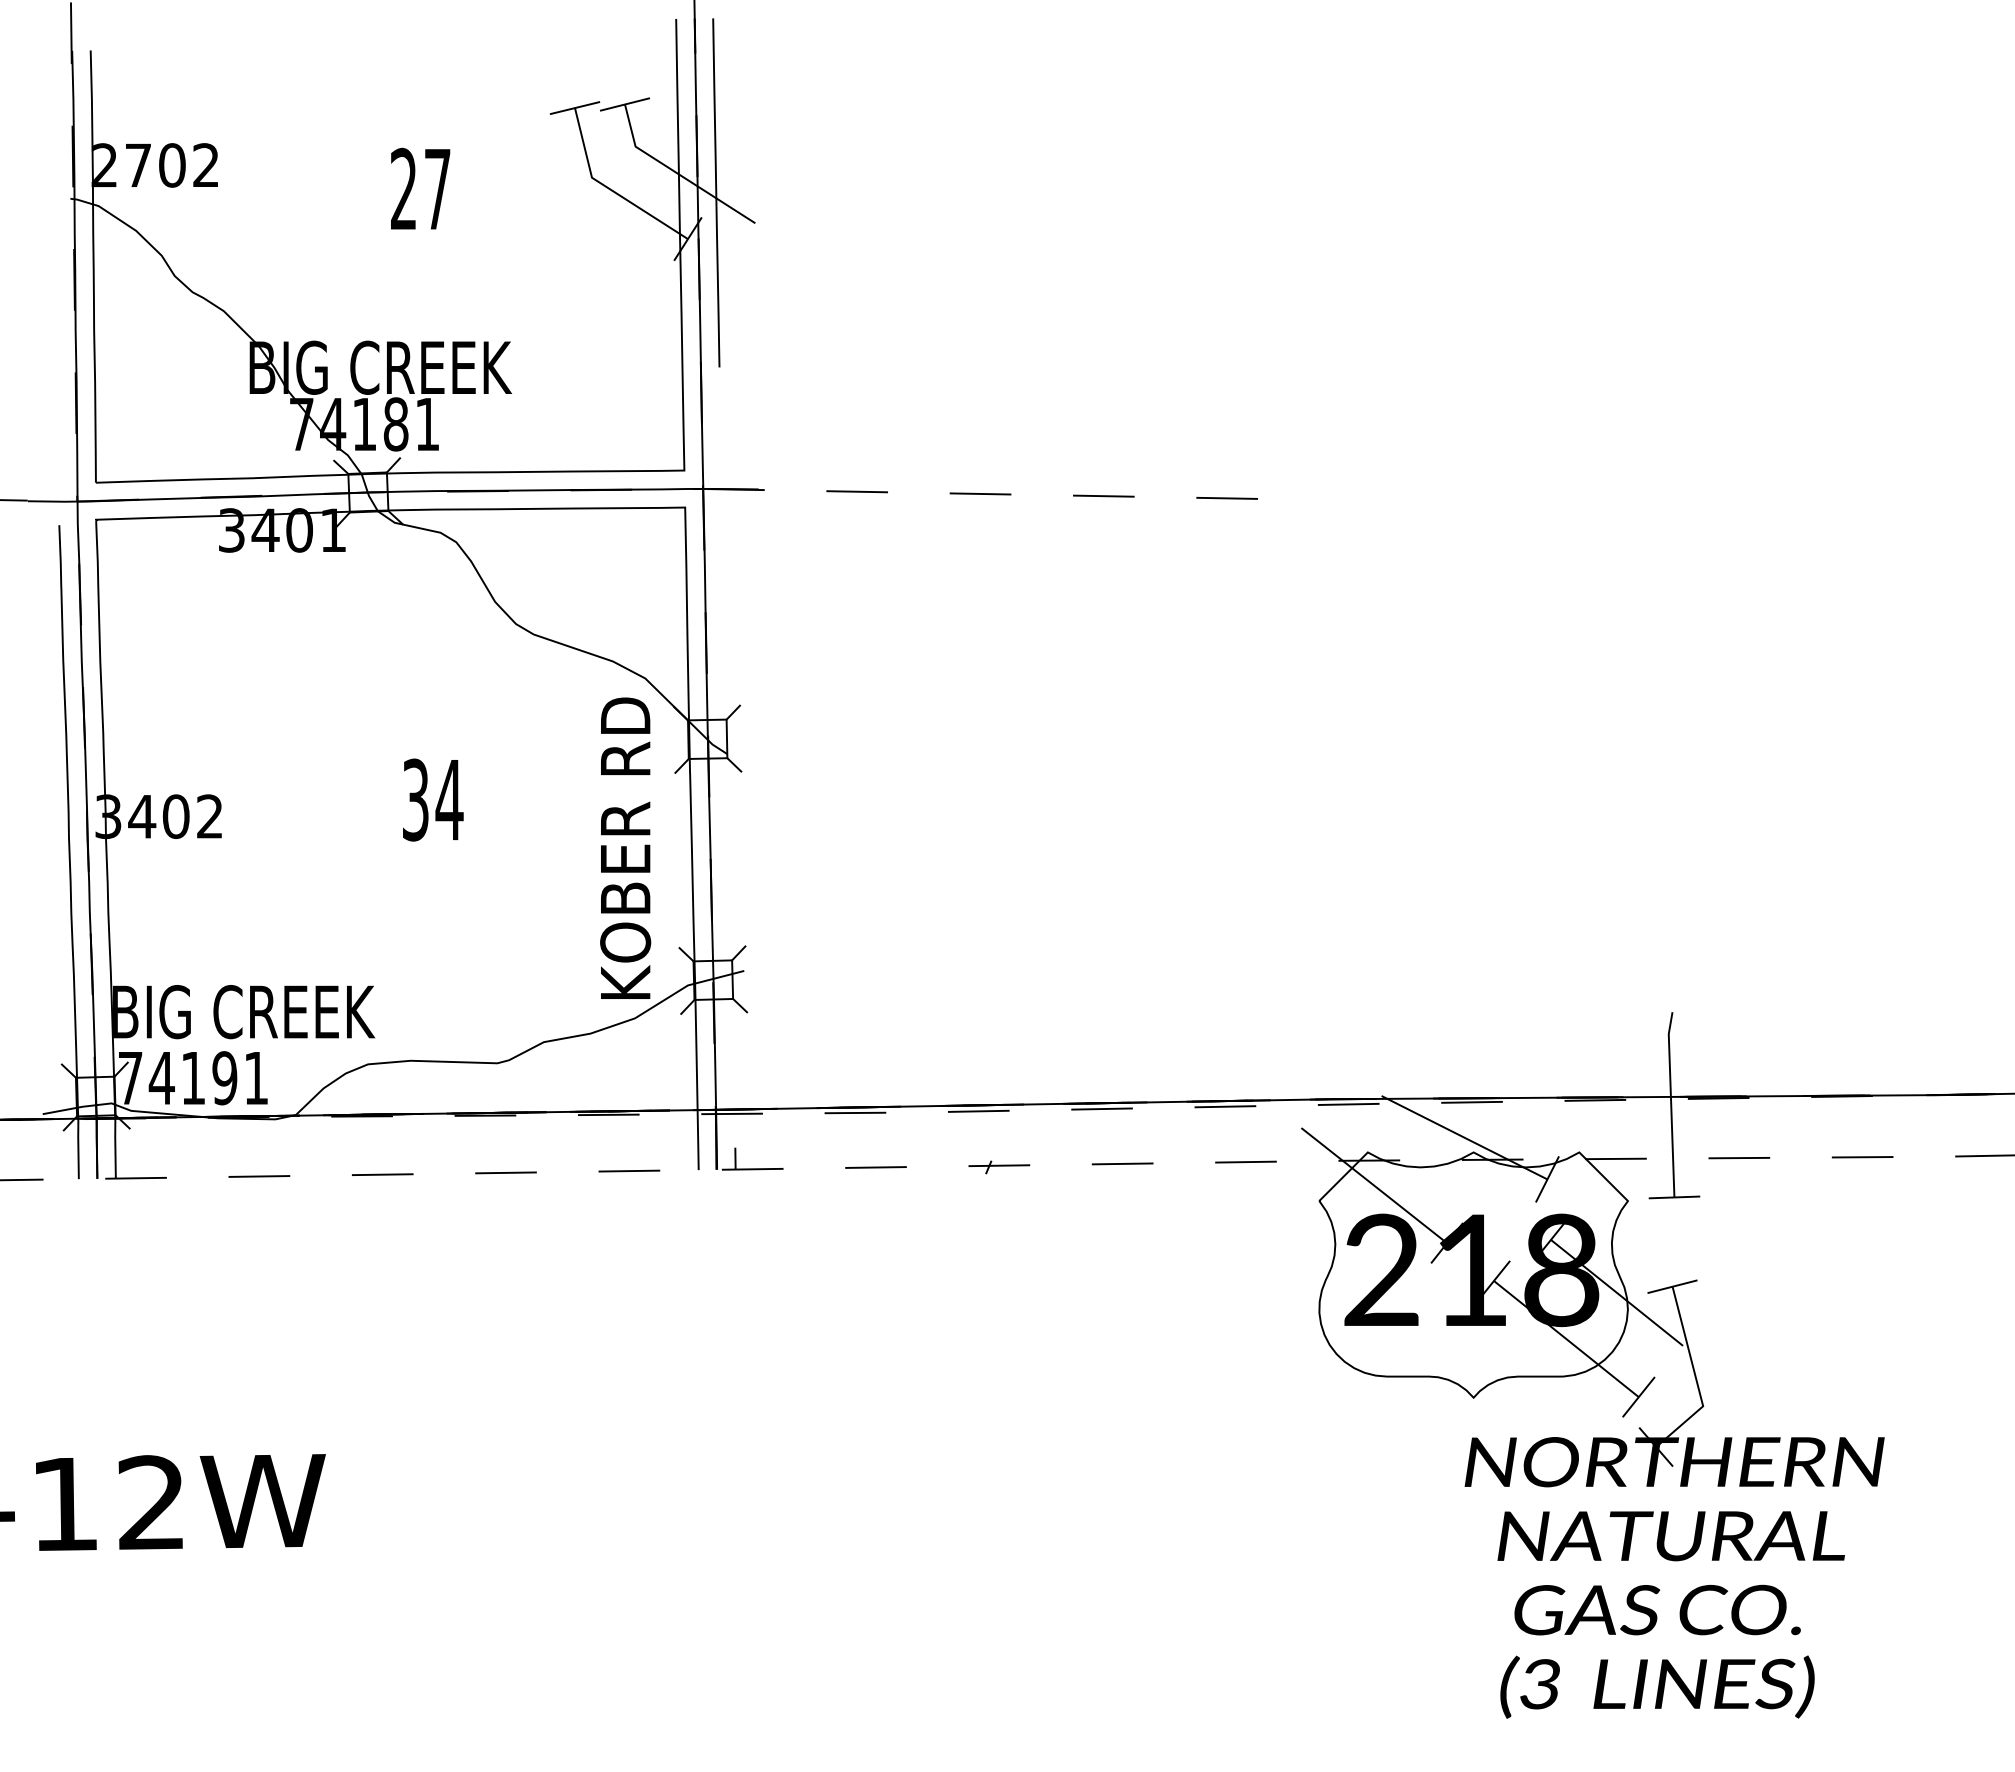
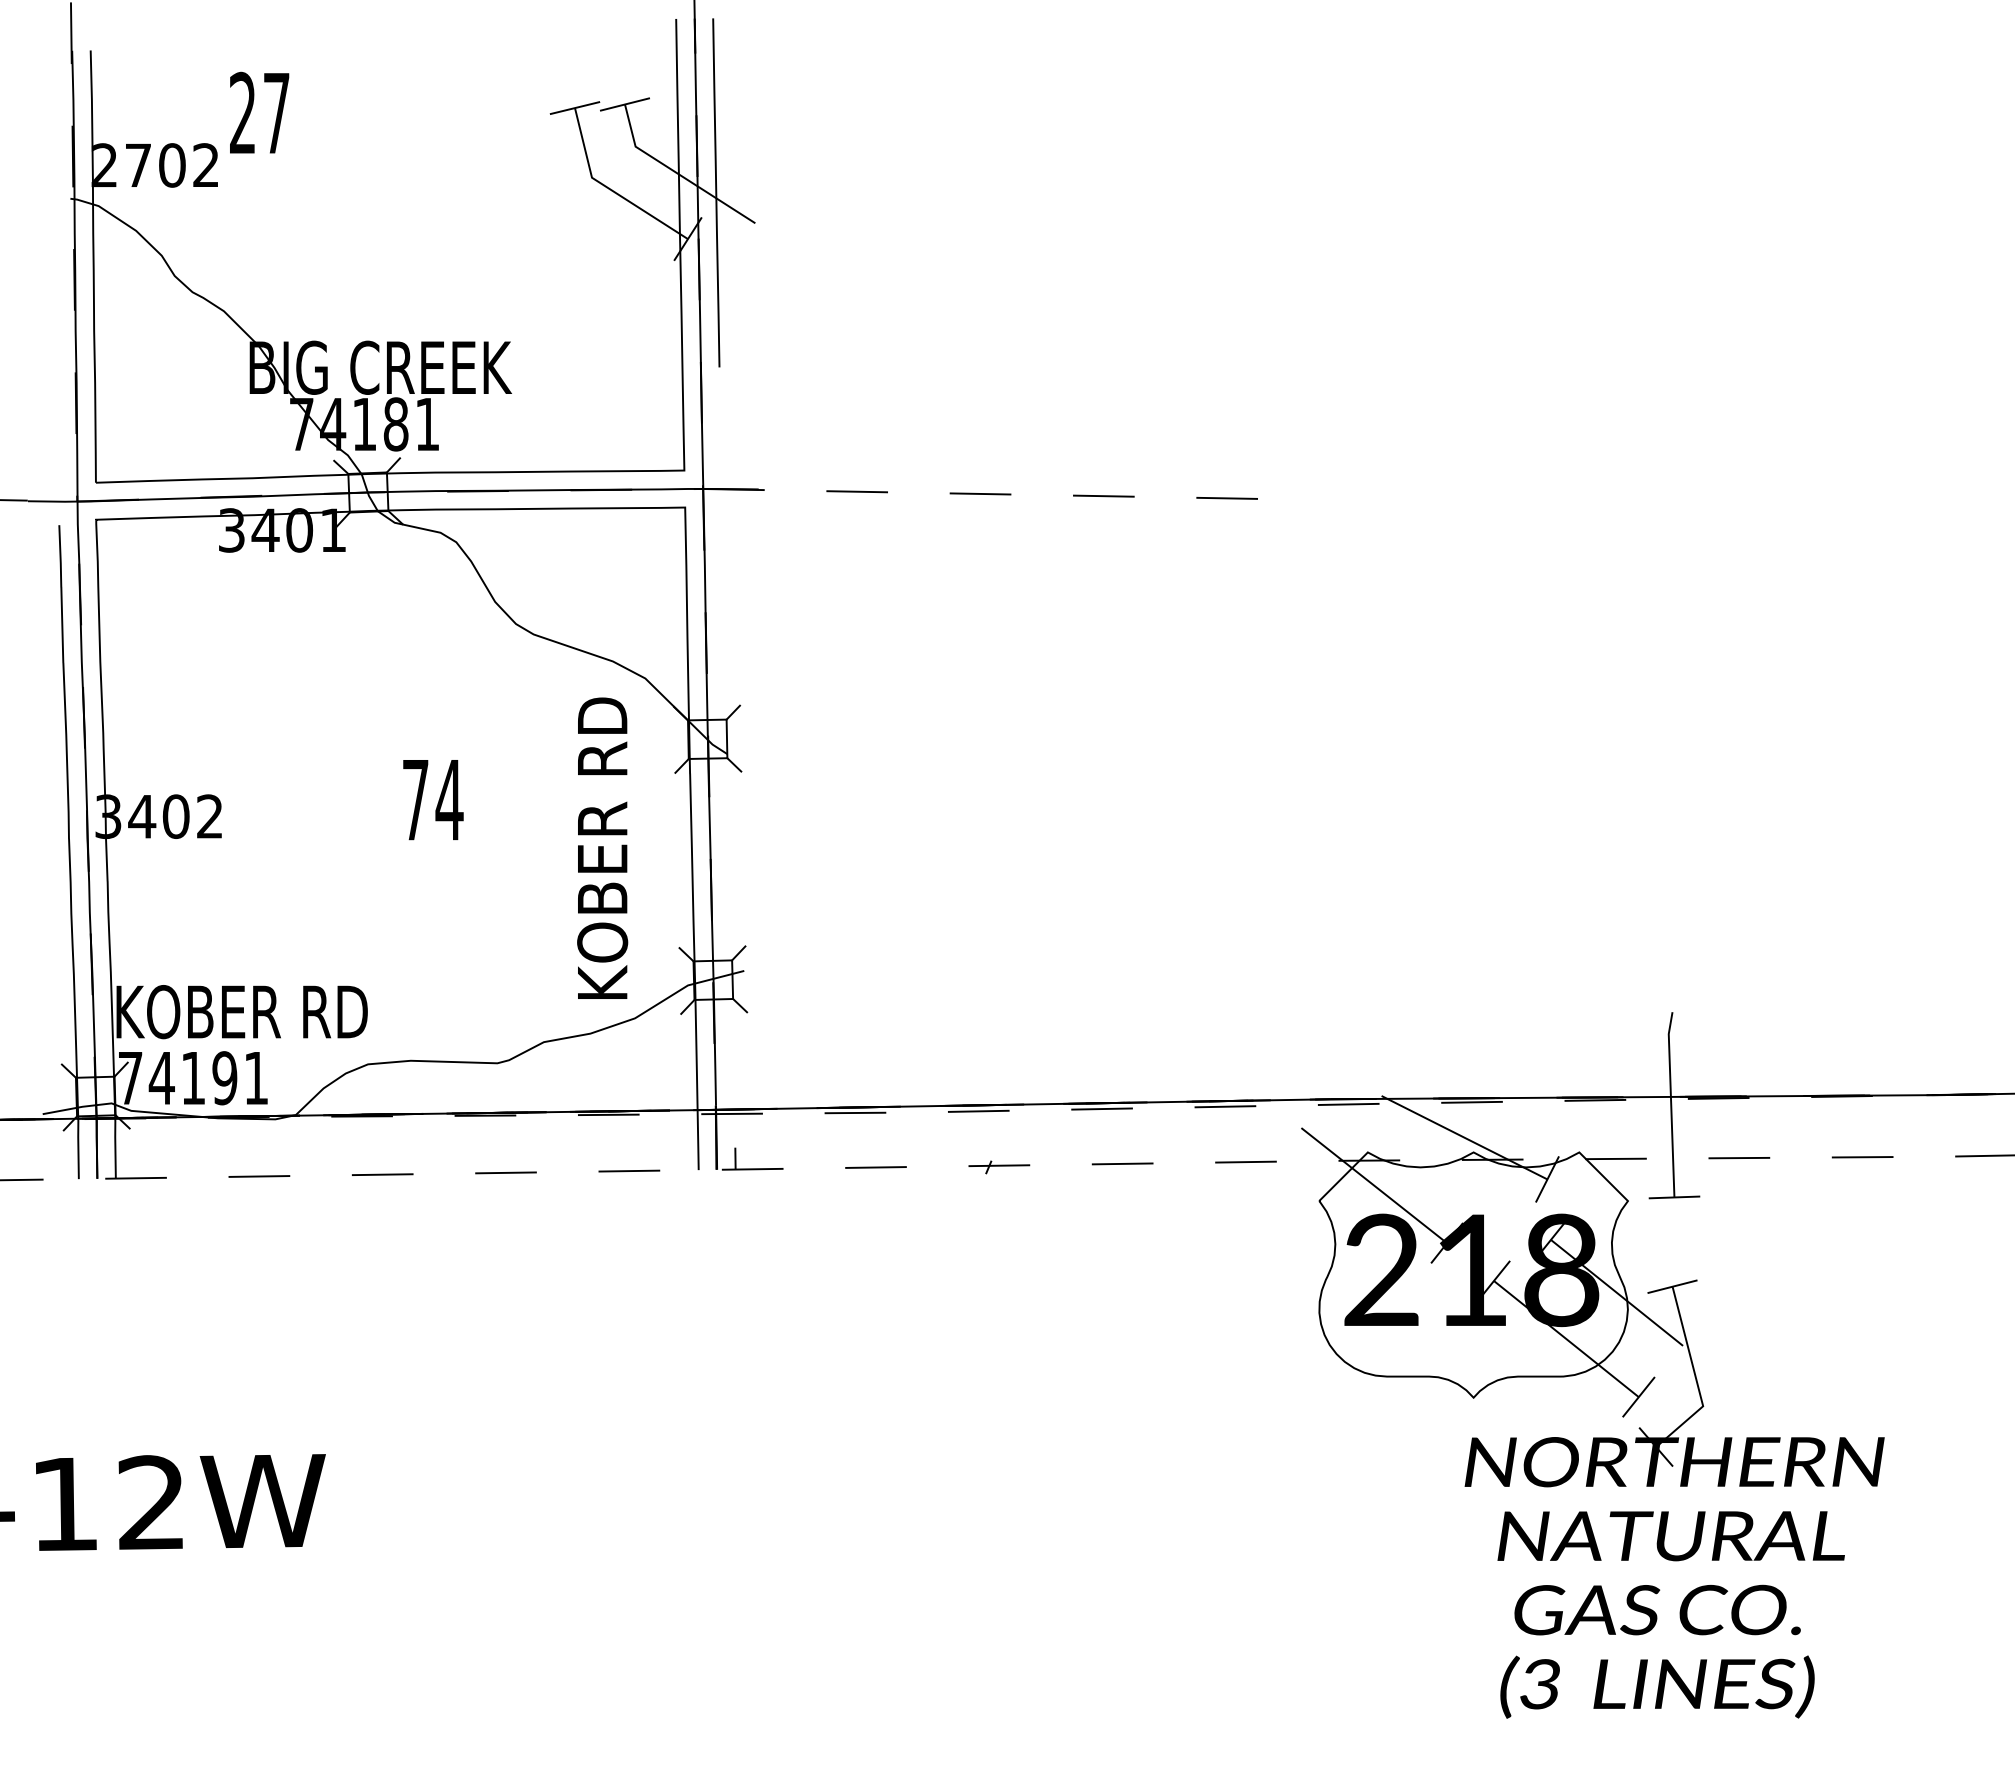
text position: (420, 188) -> (259, 112) (259, 112)
text: 34 -> 74 (415, 799)
text position: (625, 847) -> (602, 847) (602, 847)
text: BIG CREEK -> KOBER RD (244, 1012)
